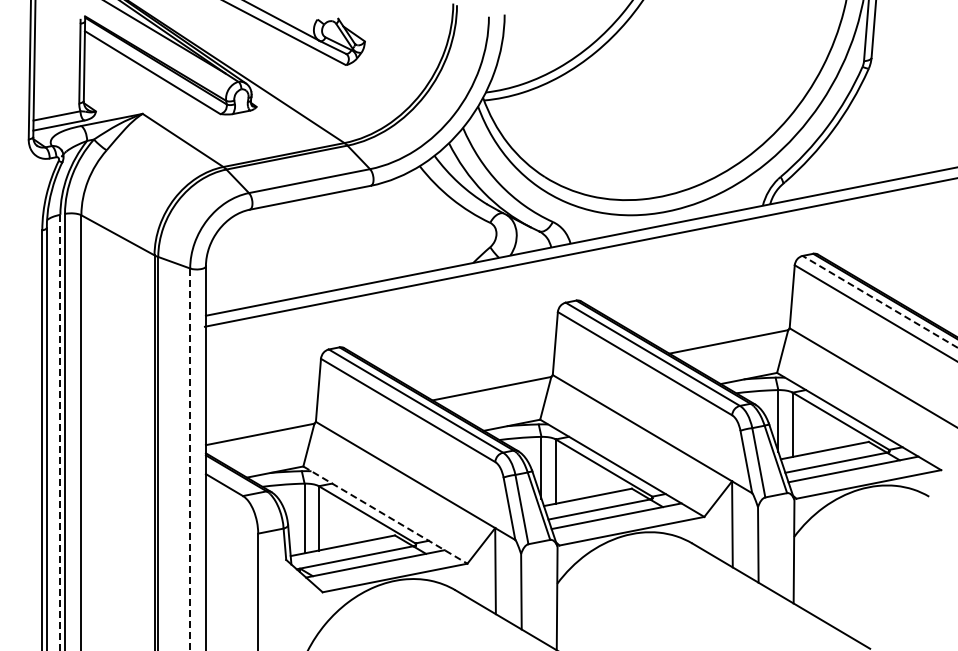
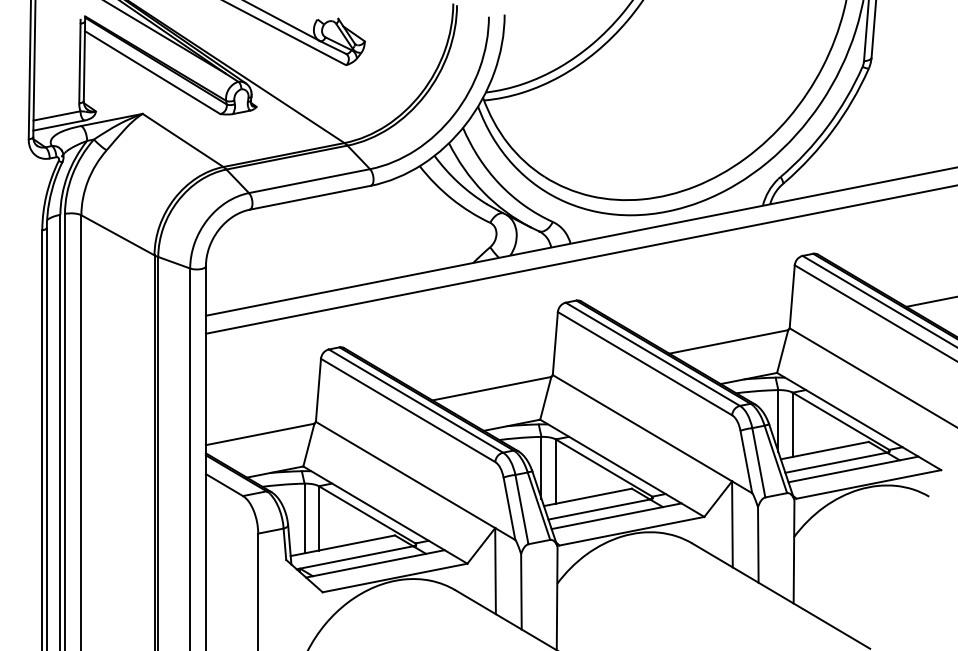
line position: (579, 252) -> (579, 259) (579, 259)
line: dashed -> solid (879, 301)
line: none -> present (930, 301)
line: dashed -> solid (60, 432)
line: dashed -> solid (190, 459)
line: dashed -> solid (385, 515)
